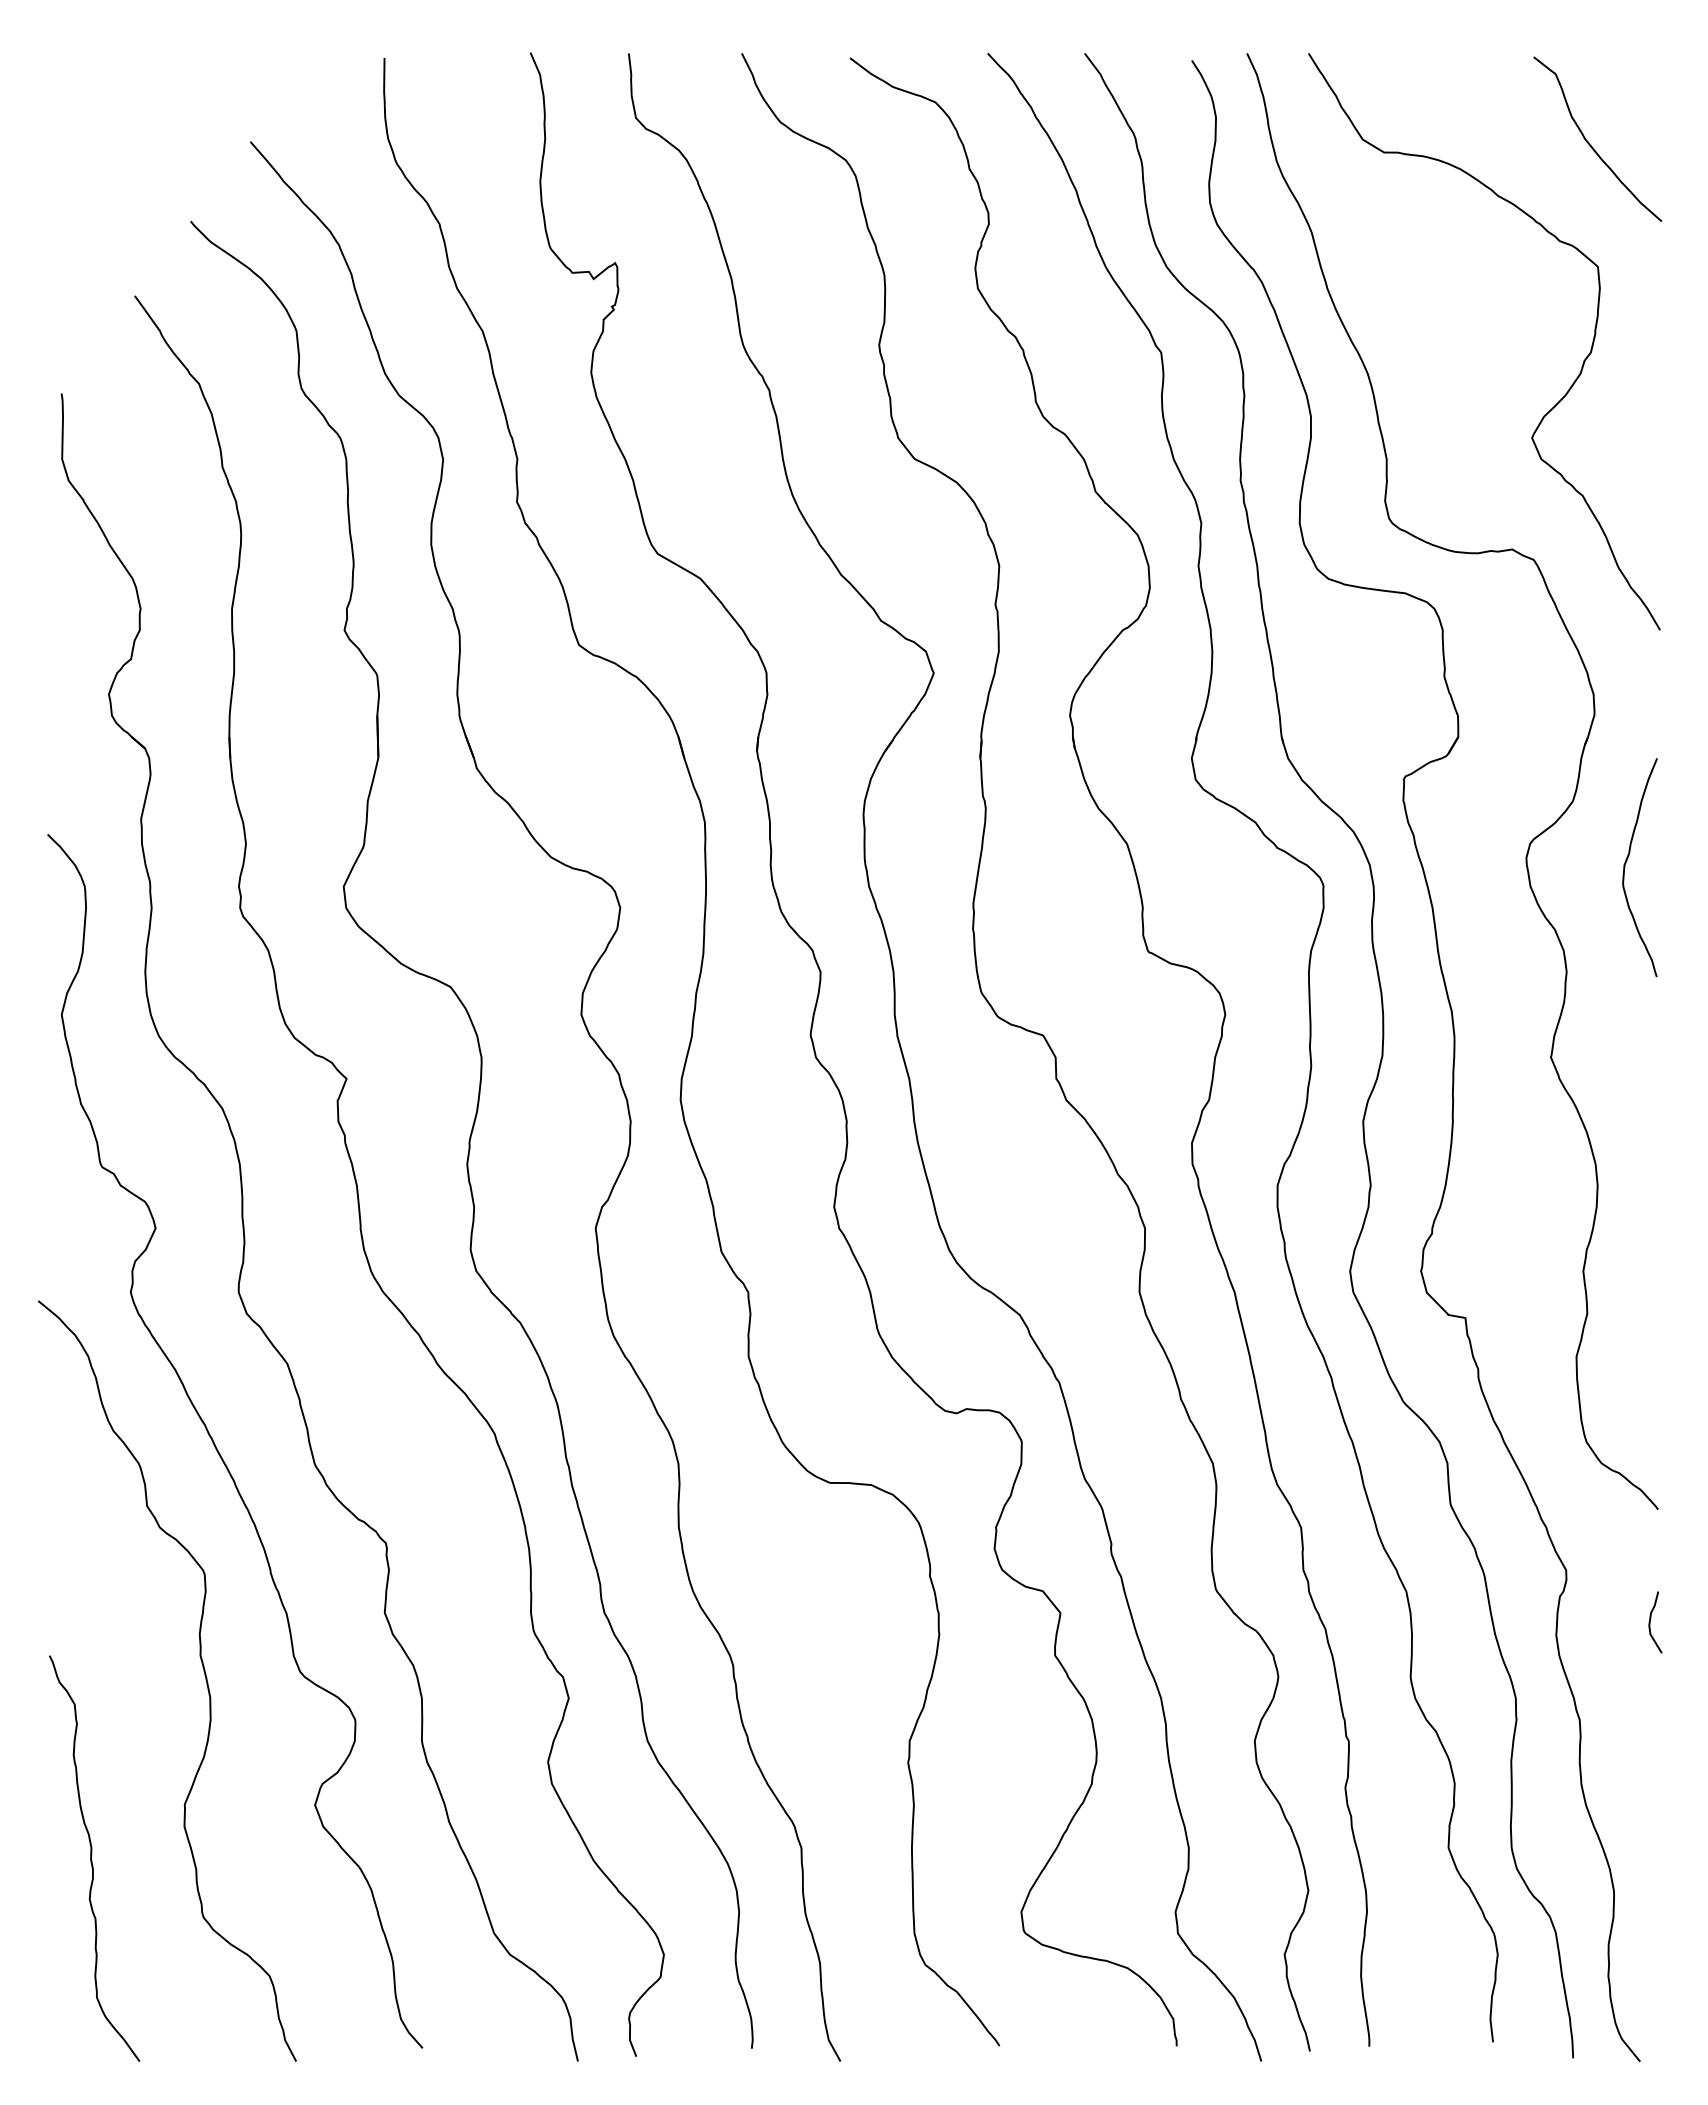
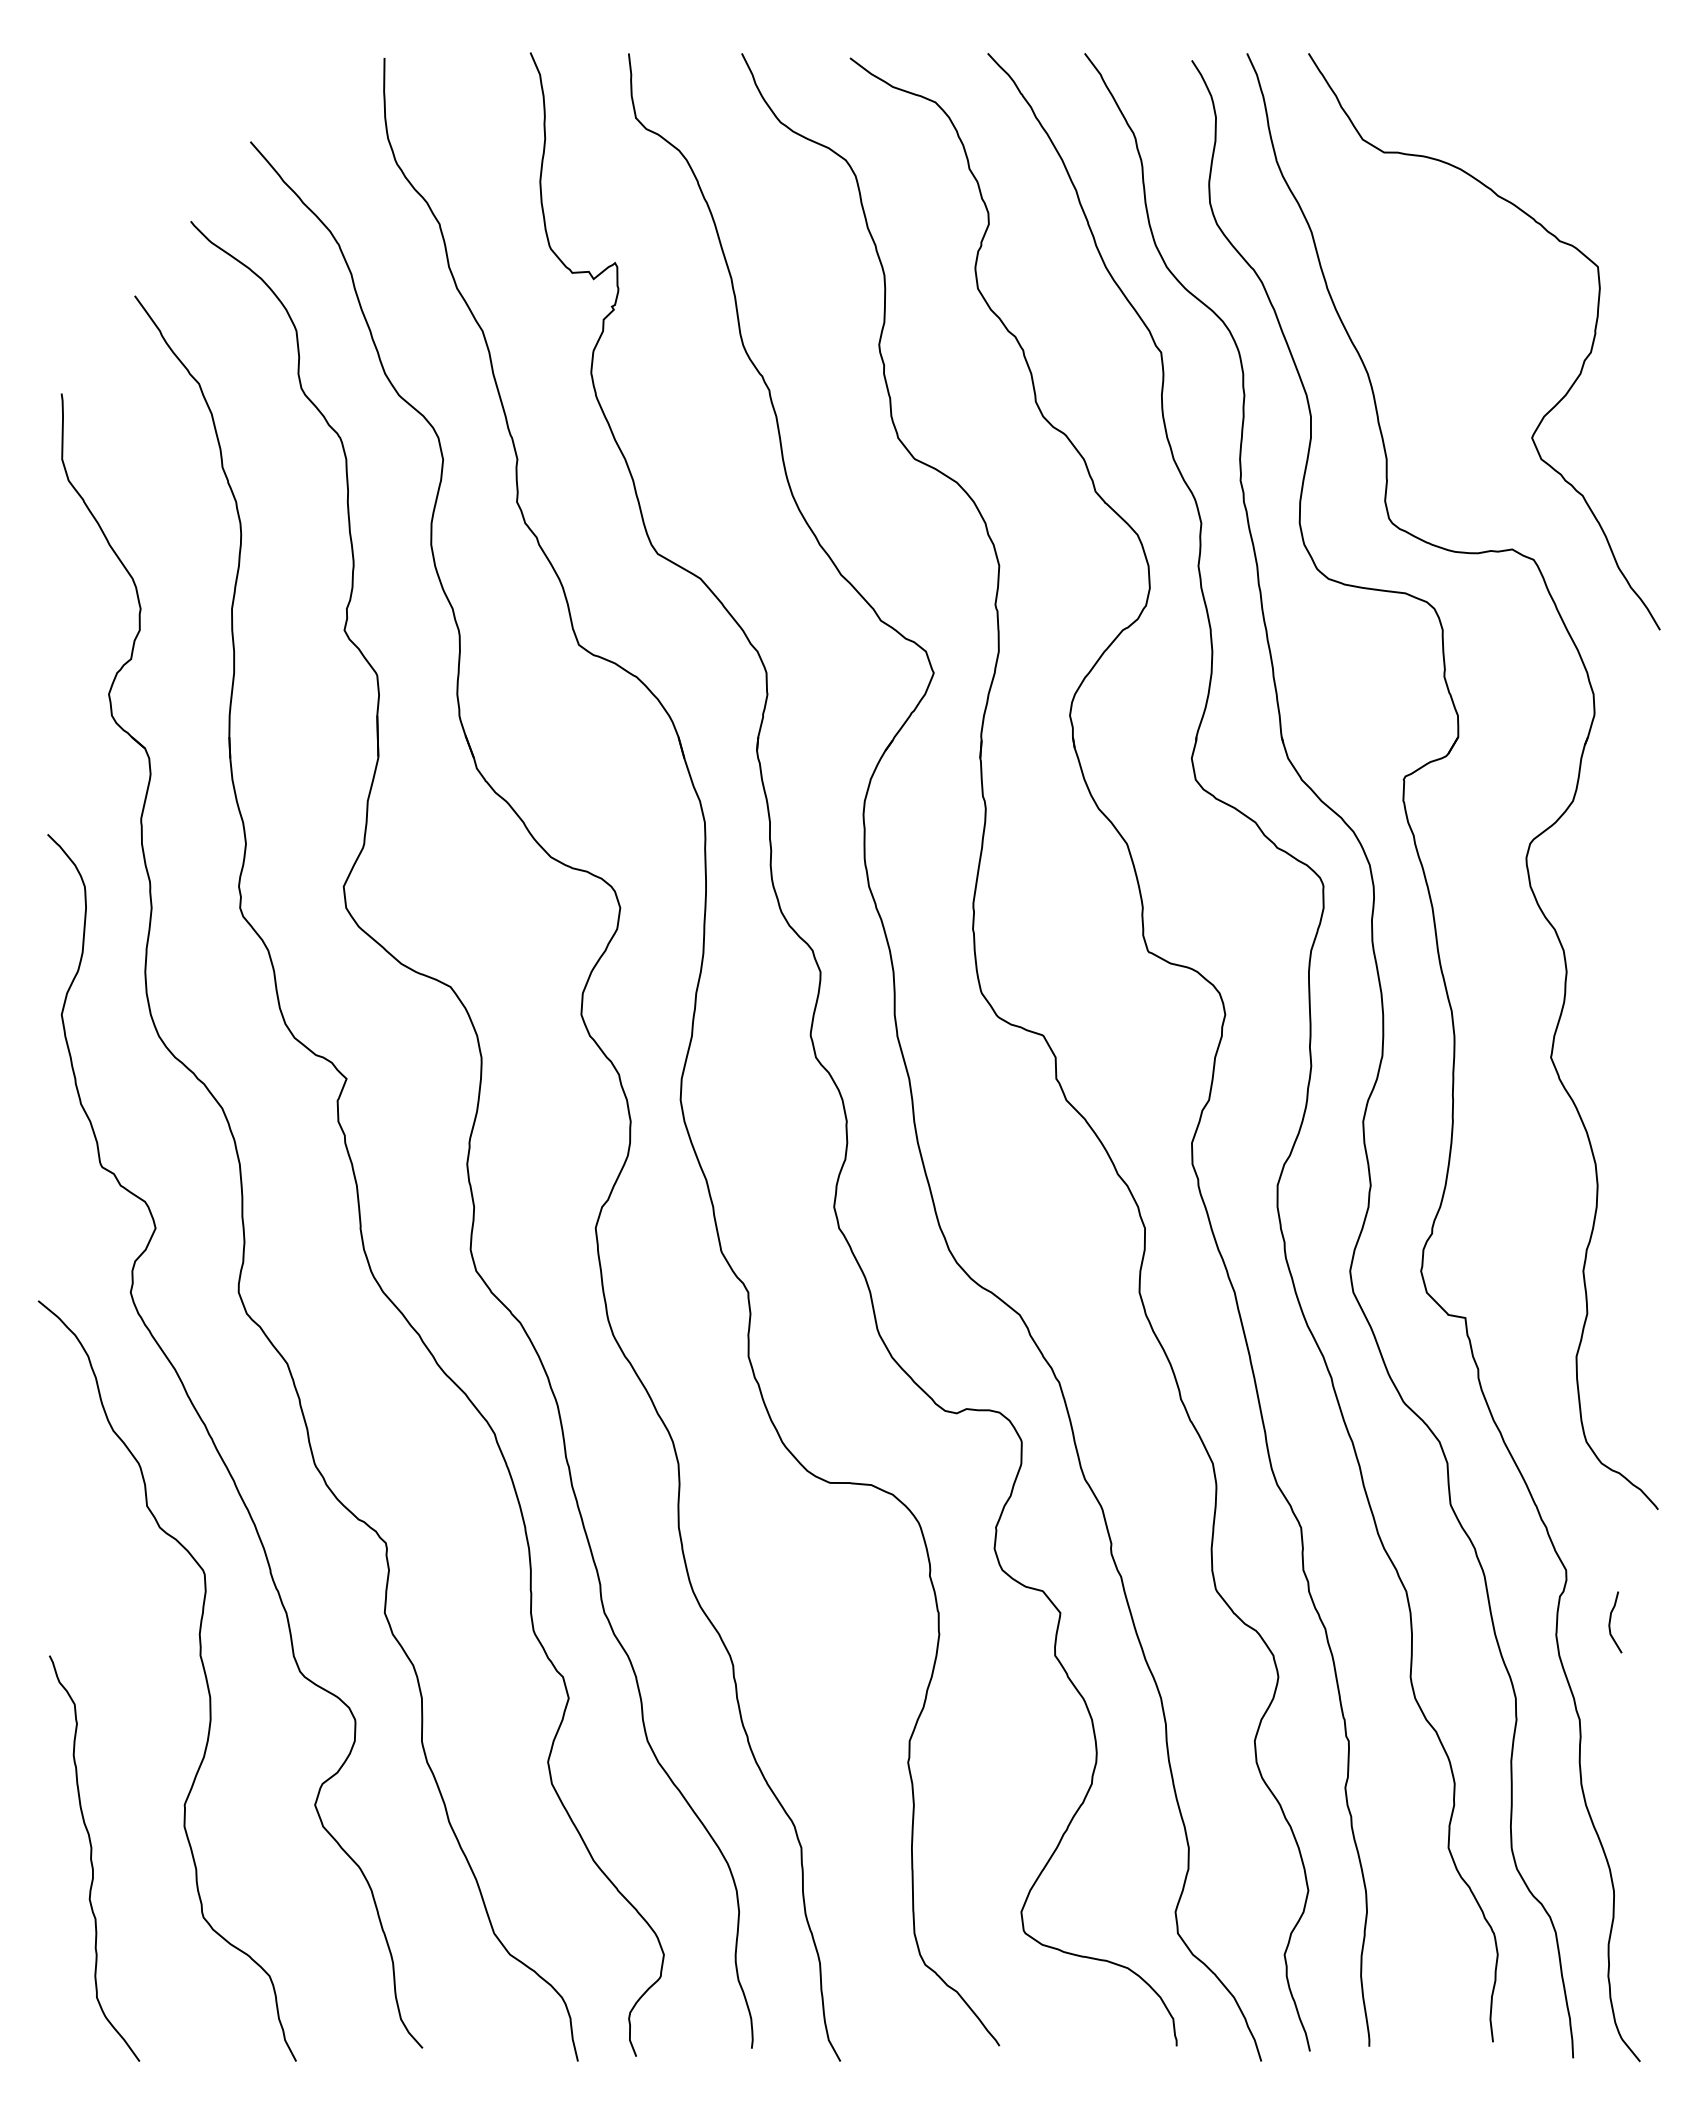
curve: present -> none (1589, 142)
curve: present -> none (1626, 863)
curve position: (1650, 1622) -> (1610, 1622) (1610, 1622)
